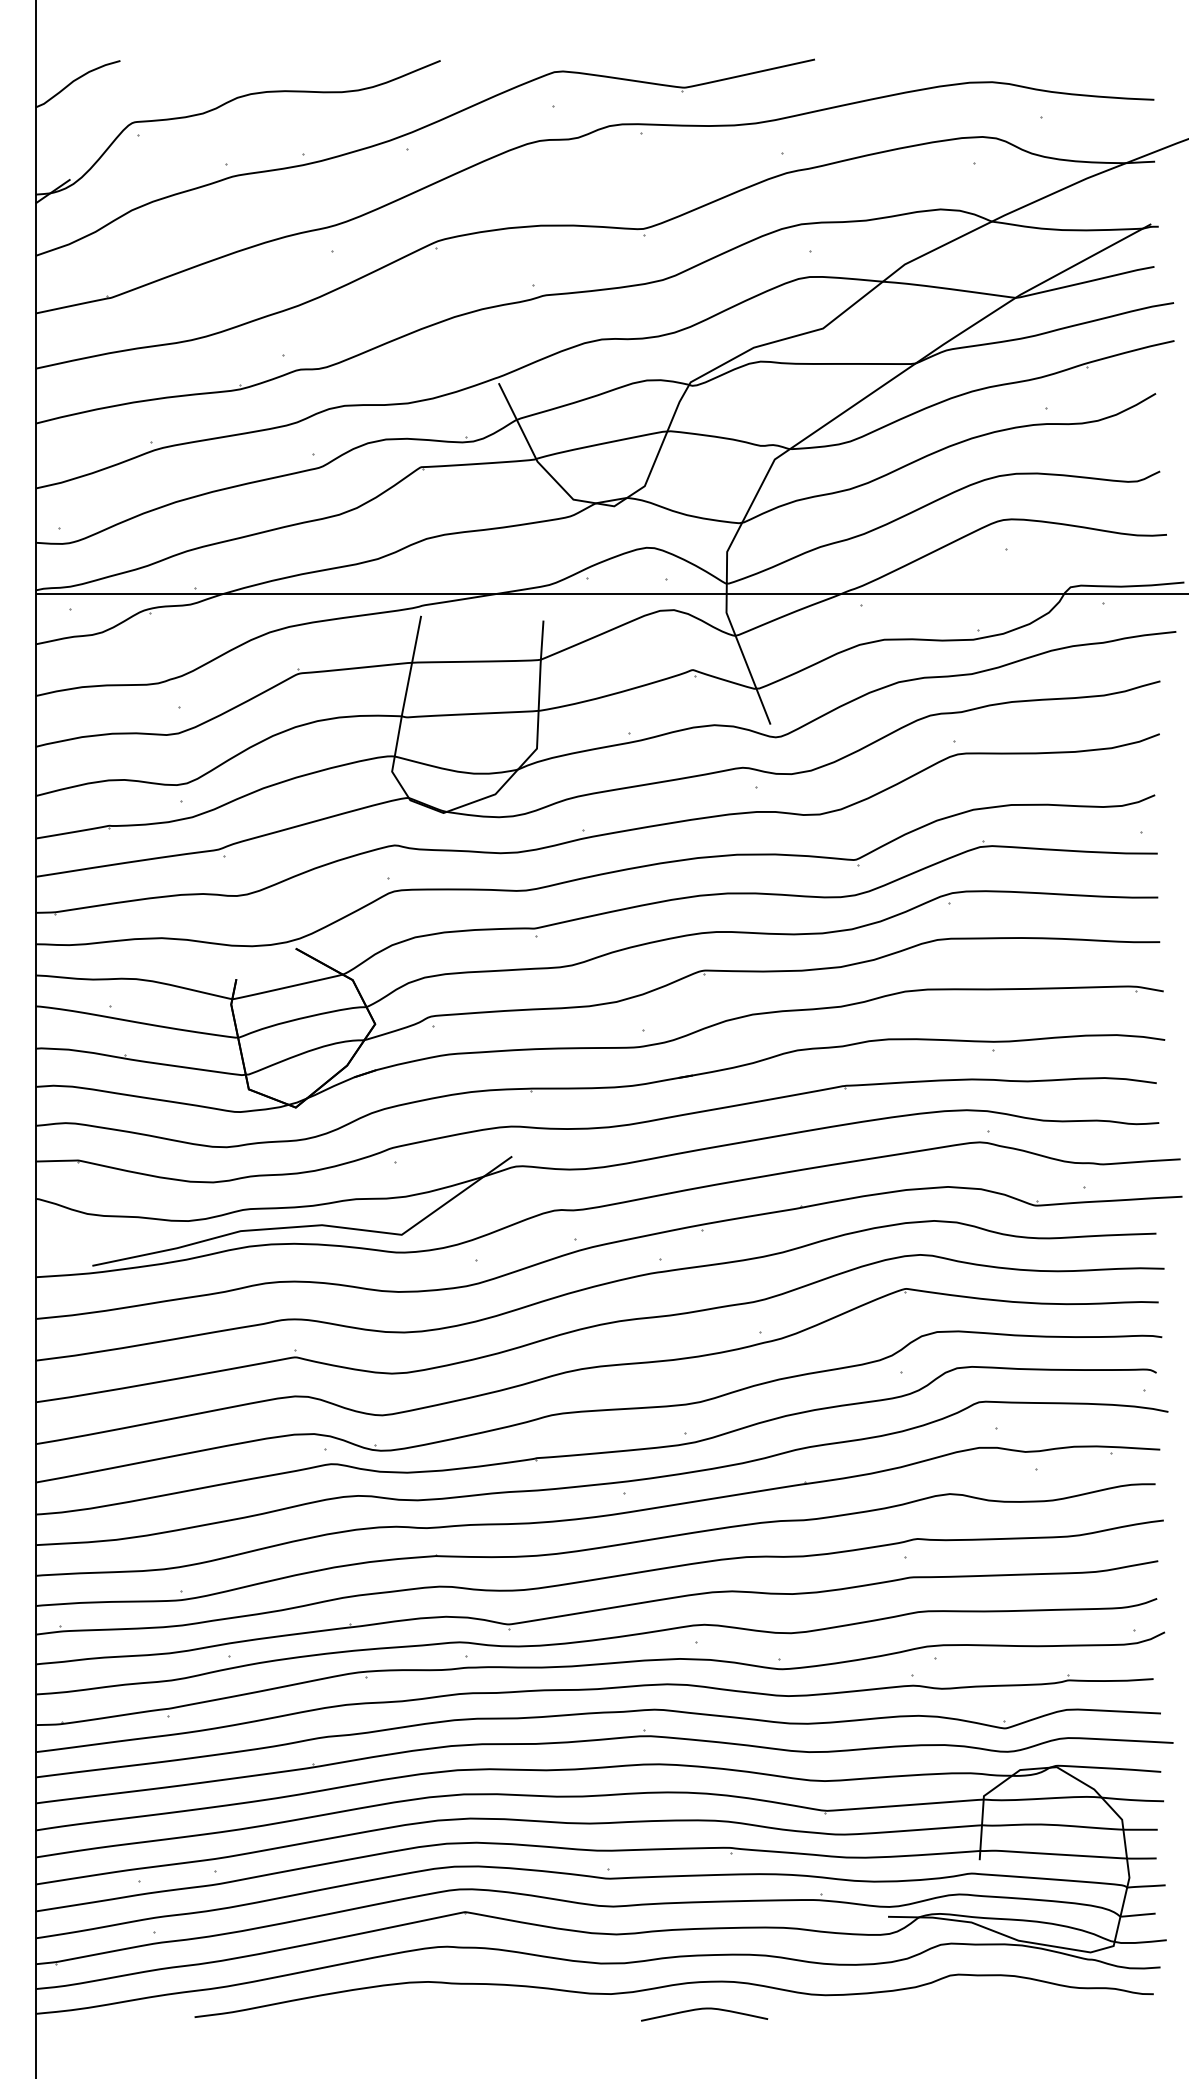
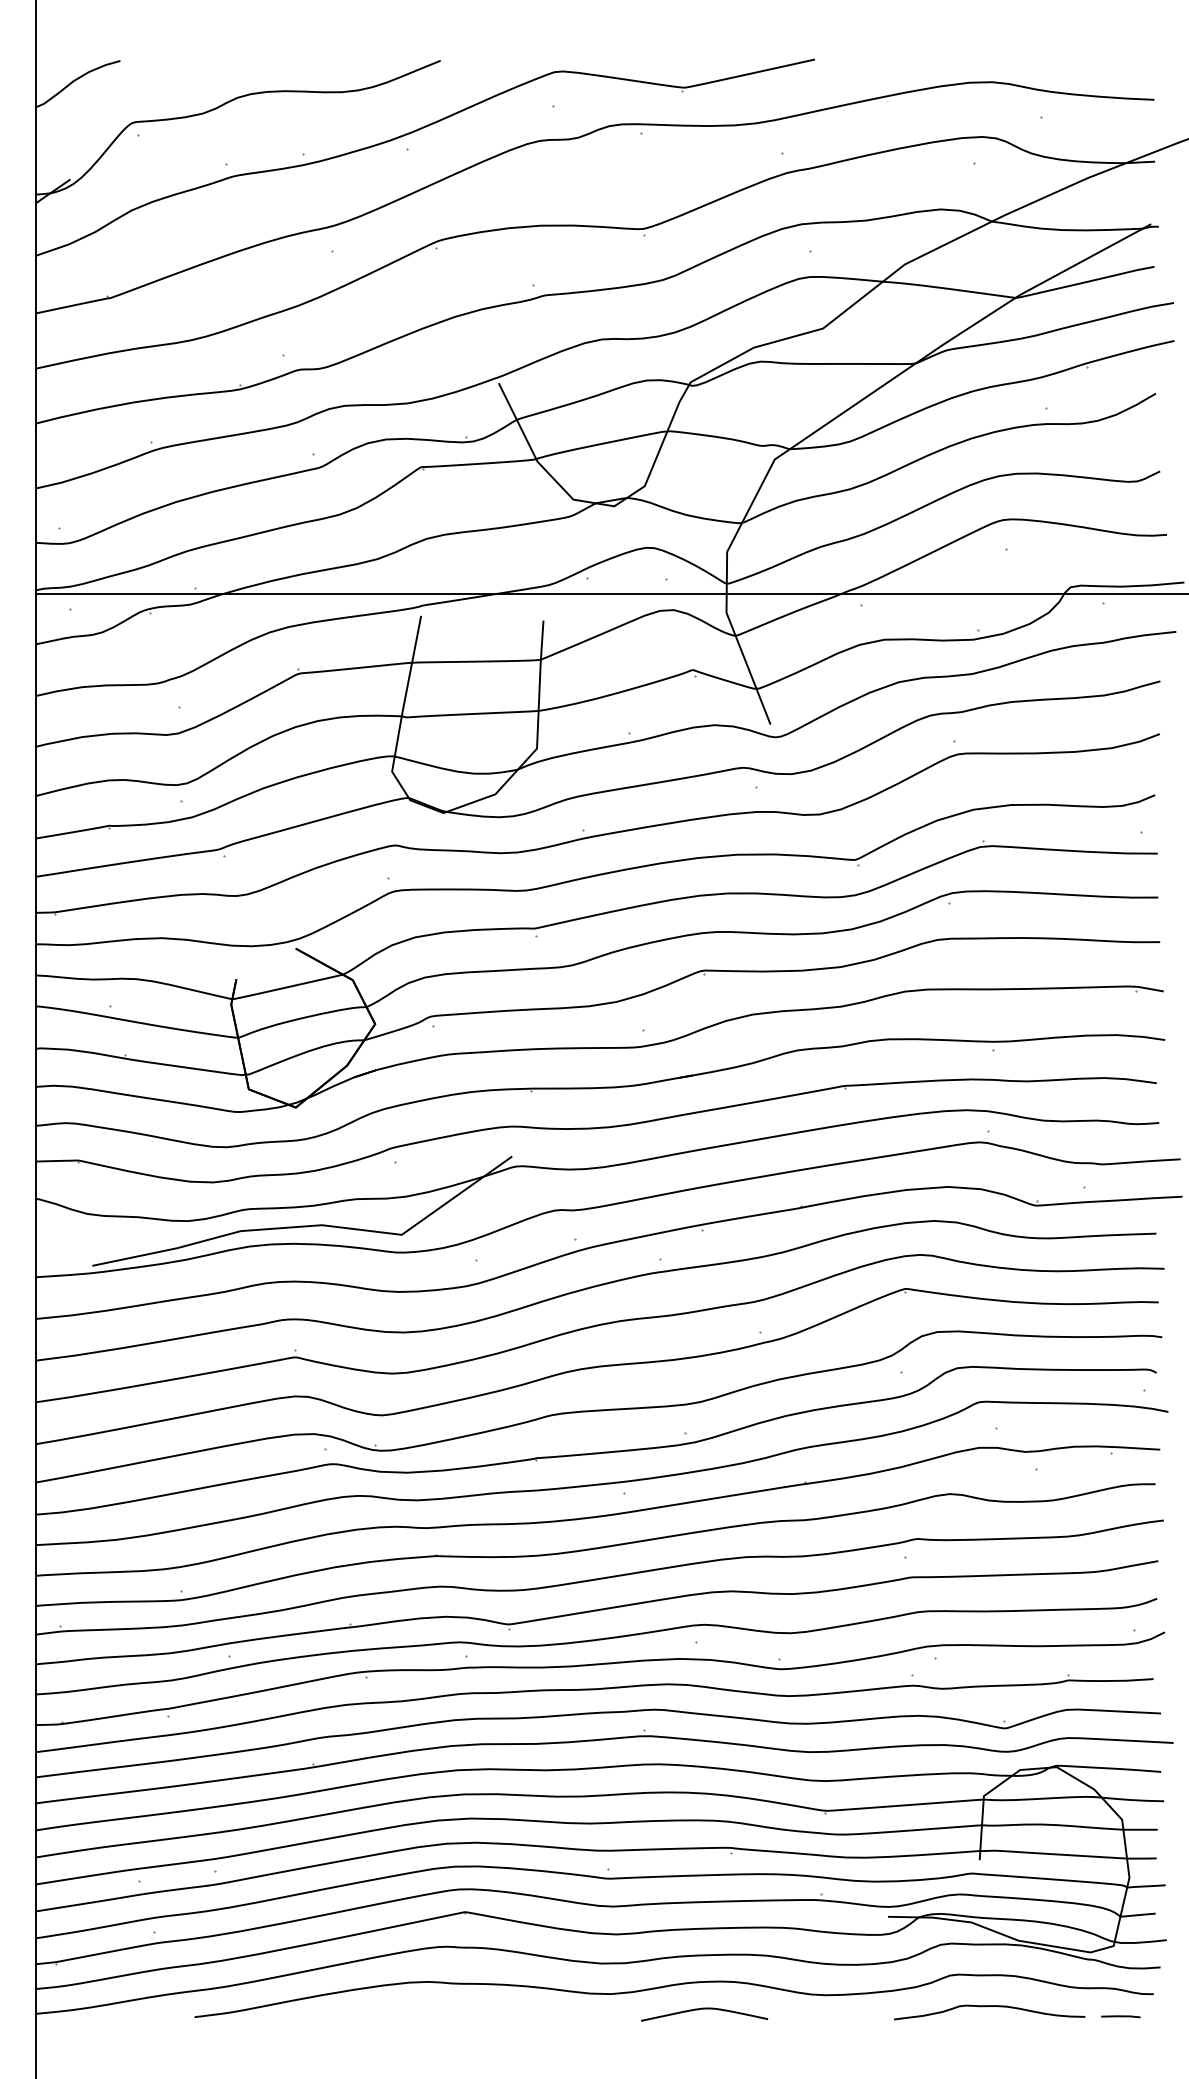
curve: none -> present (989, 2006)
line: none -> present (1120, 2016)
